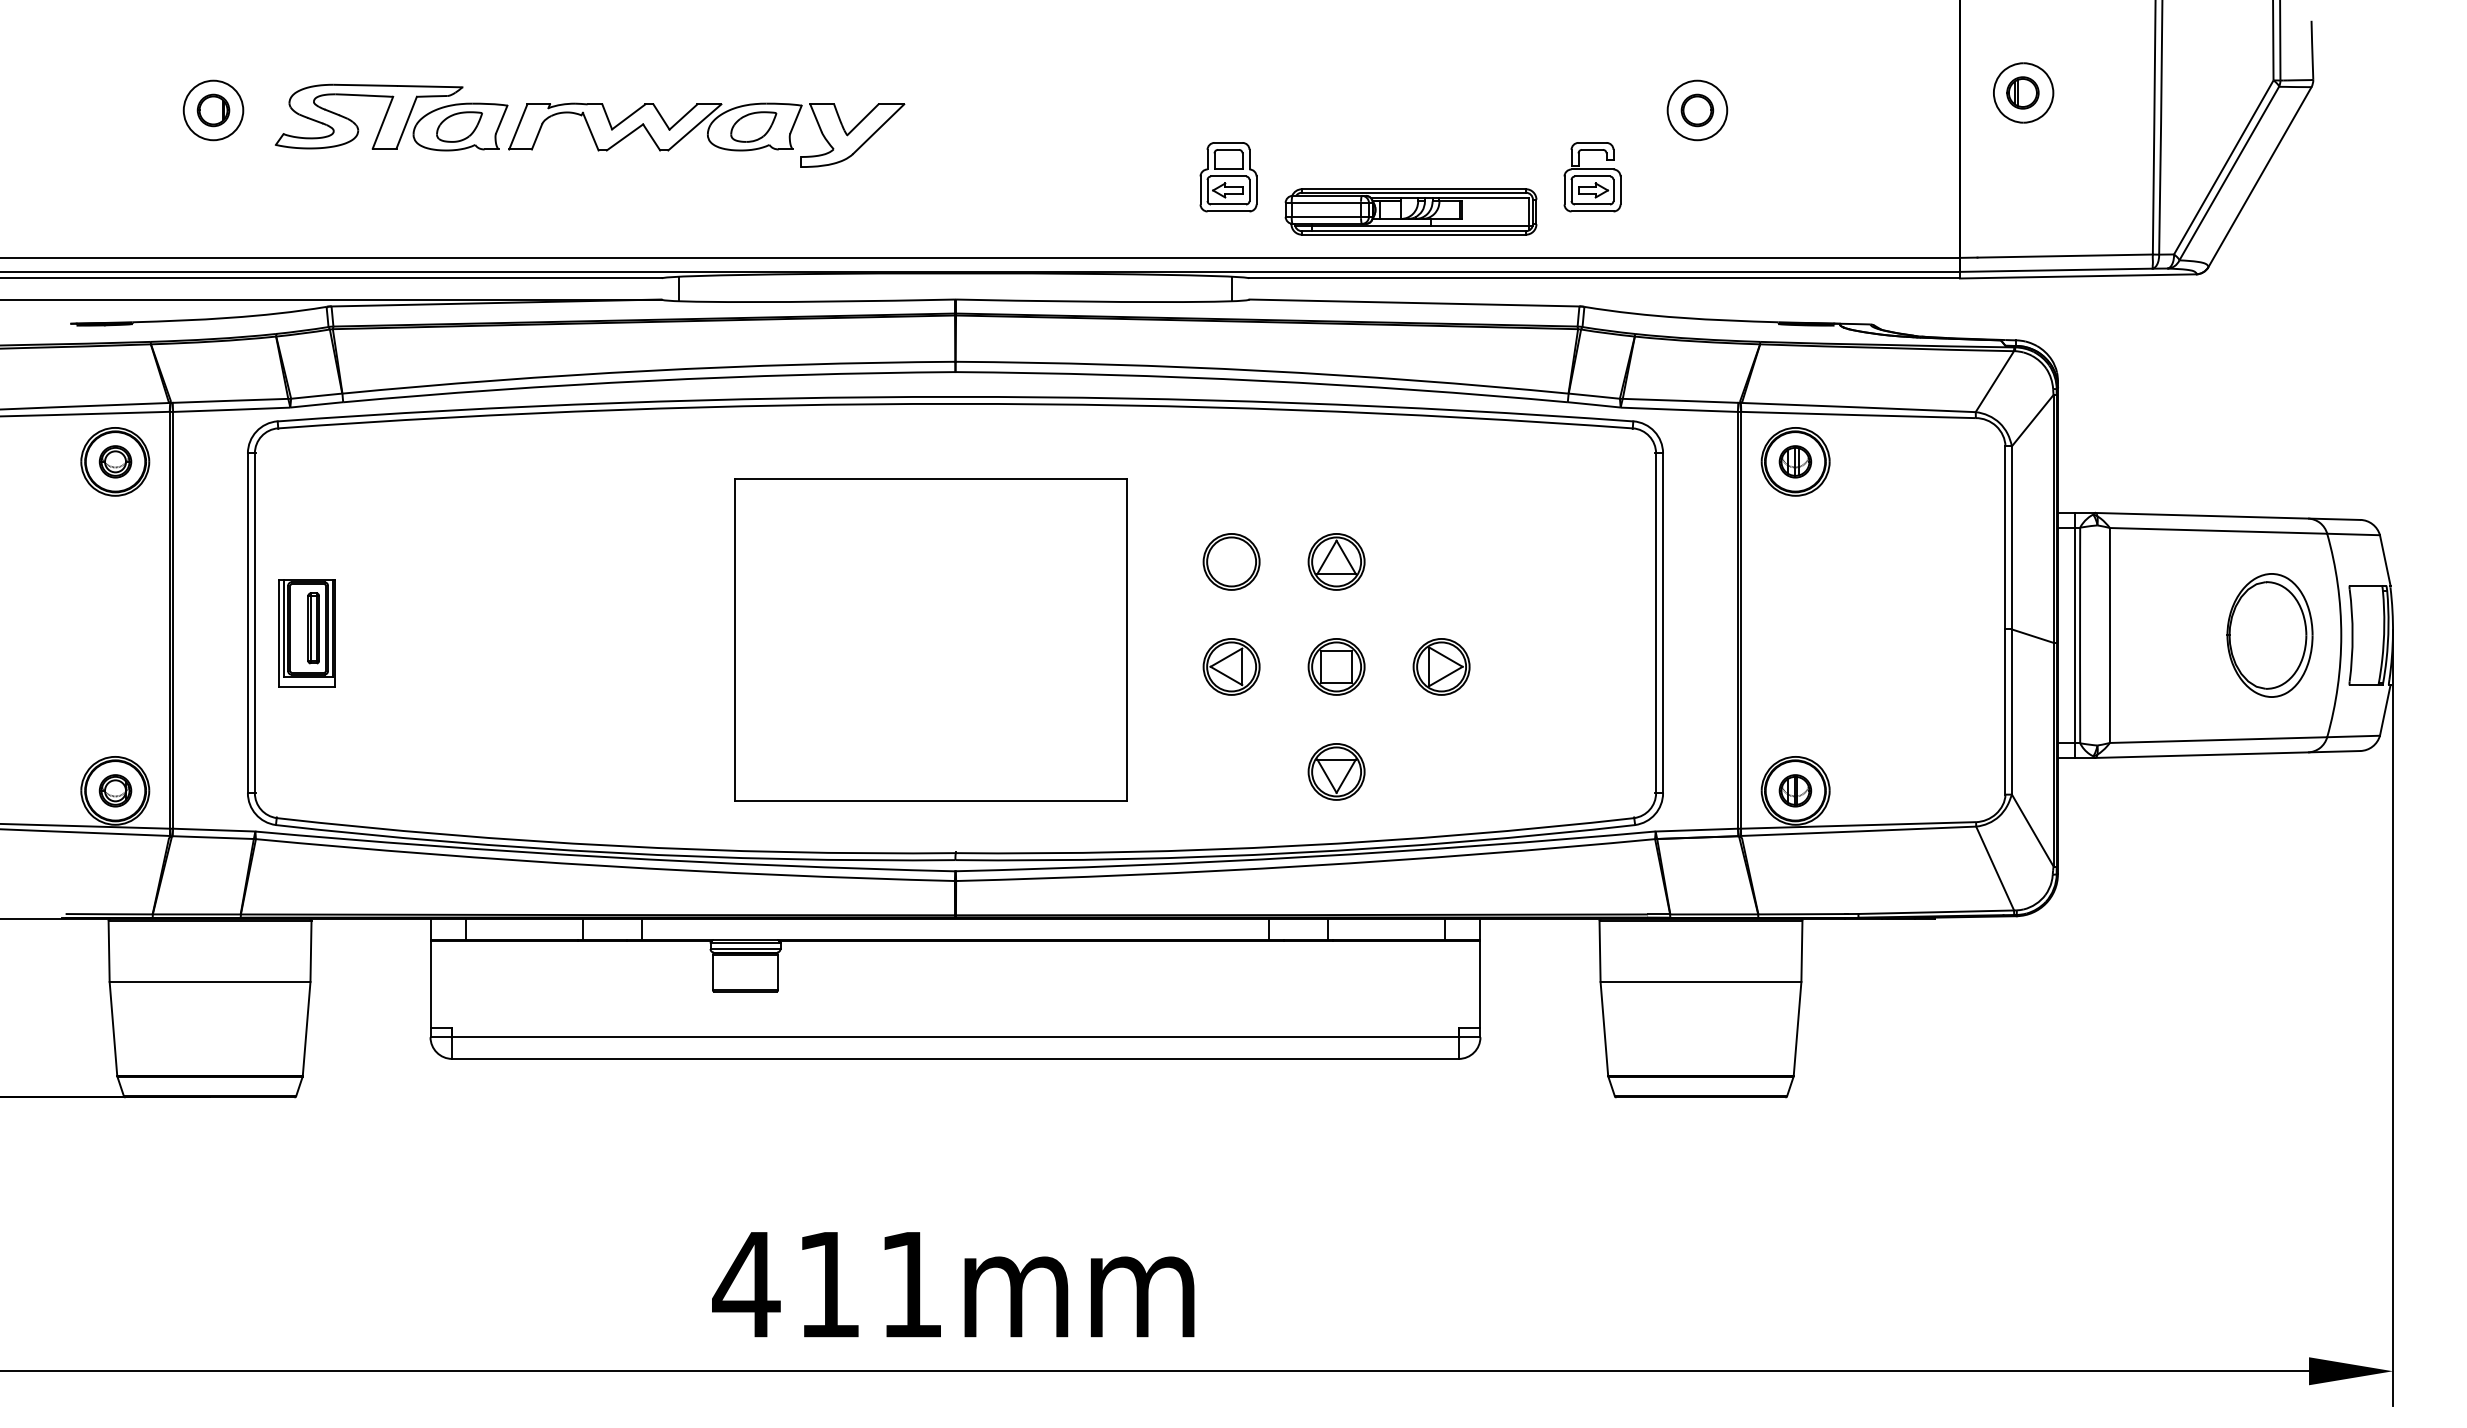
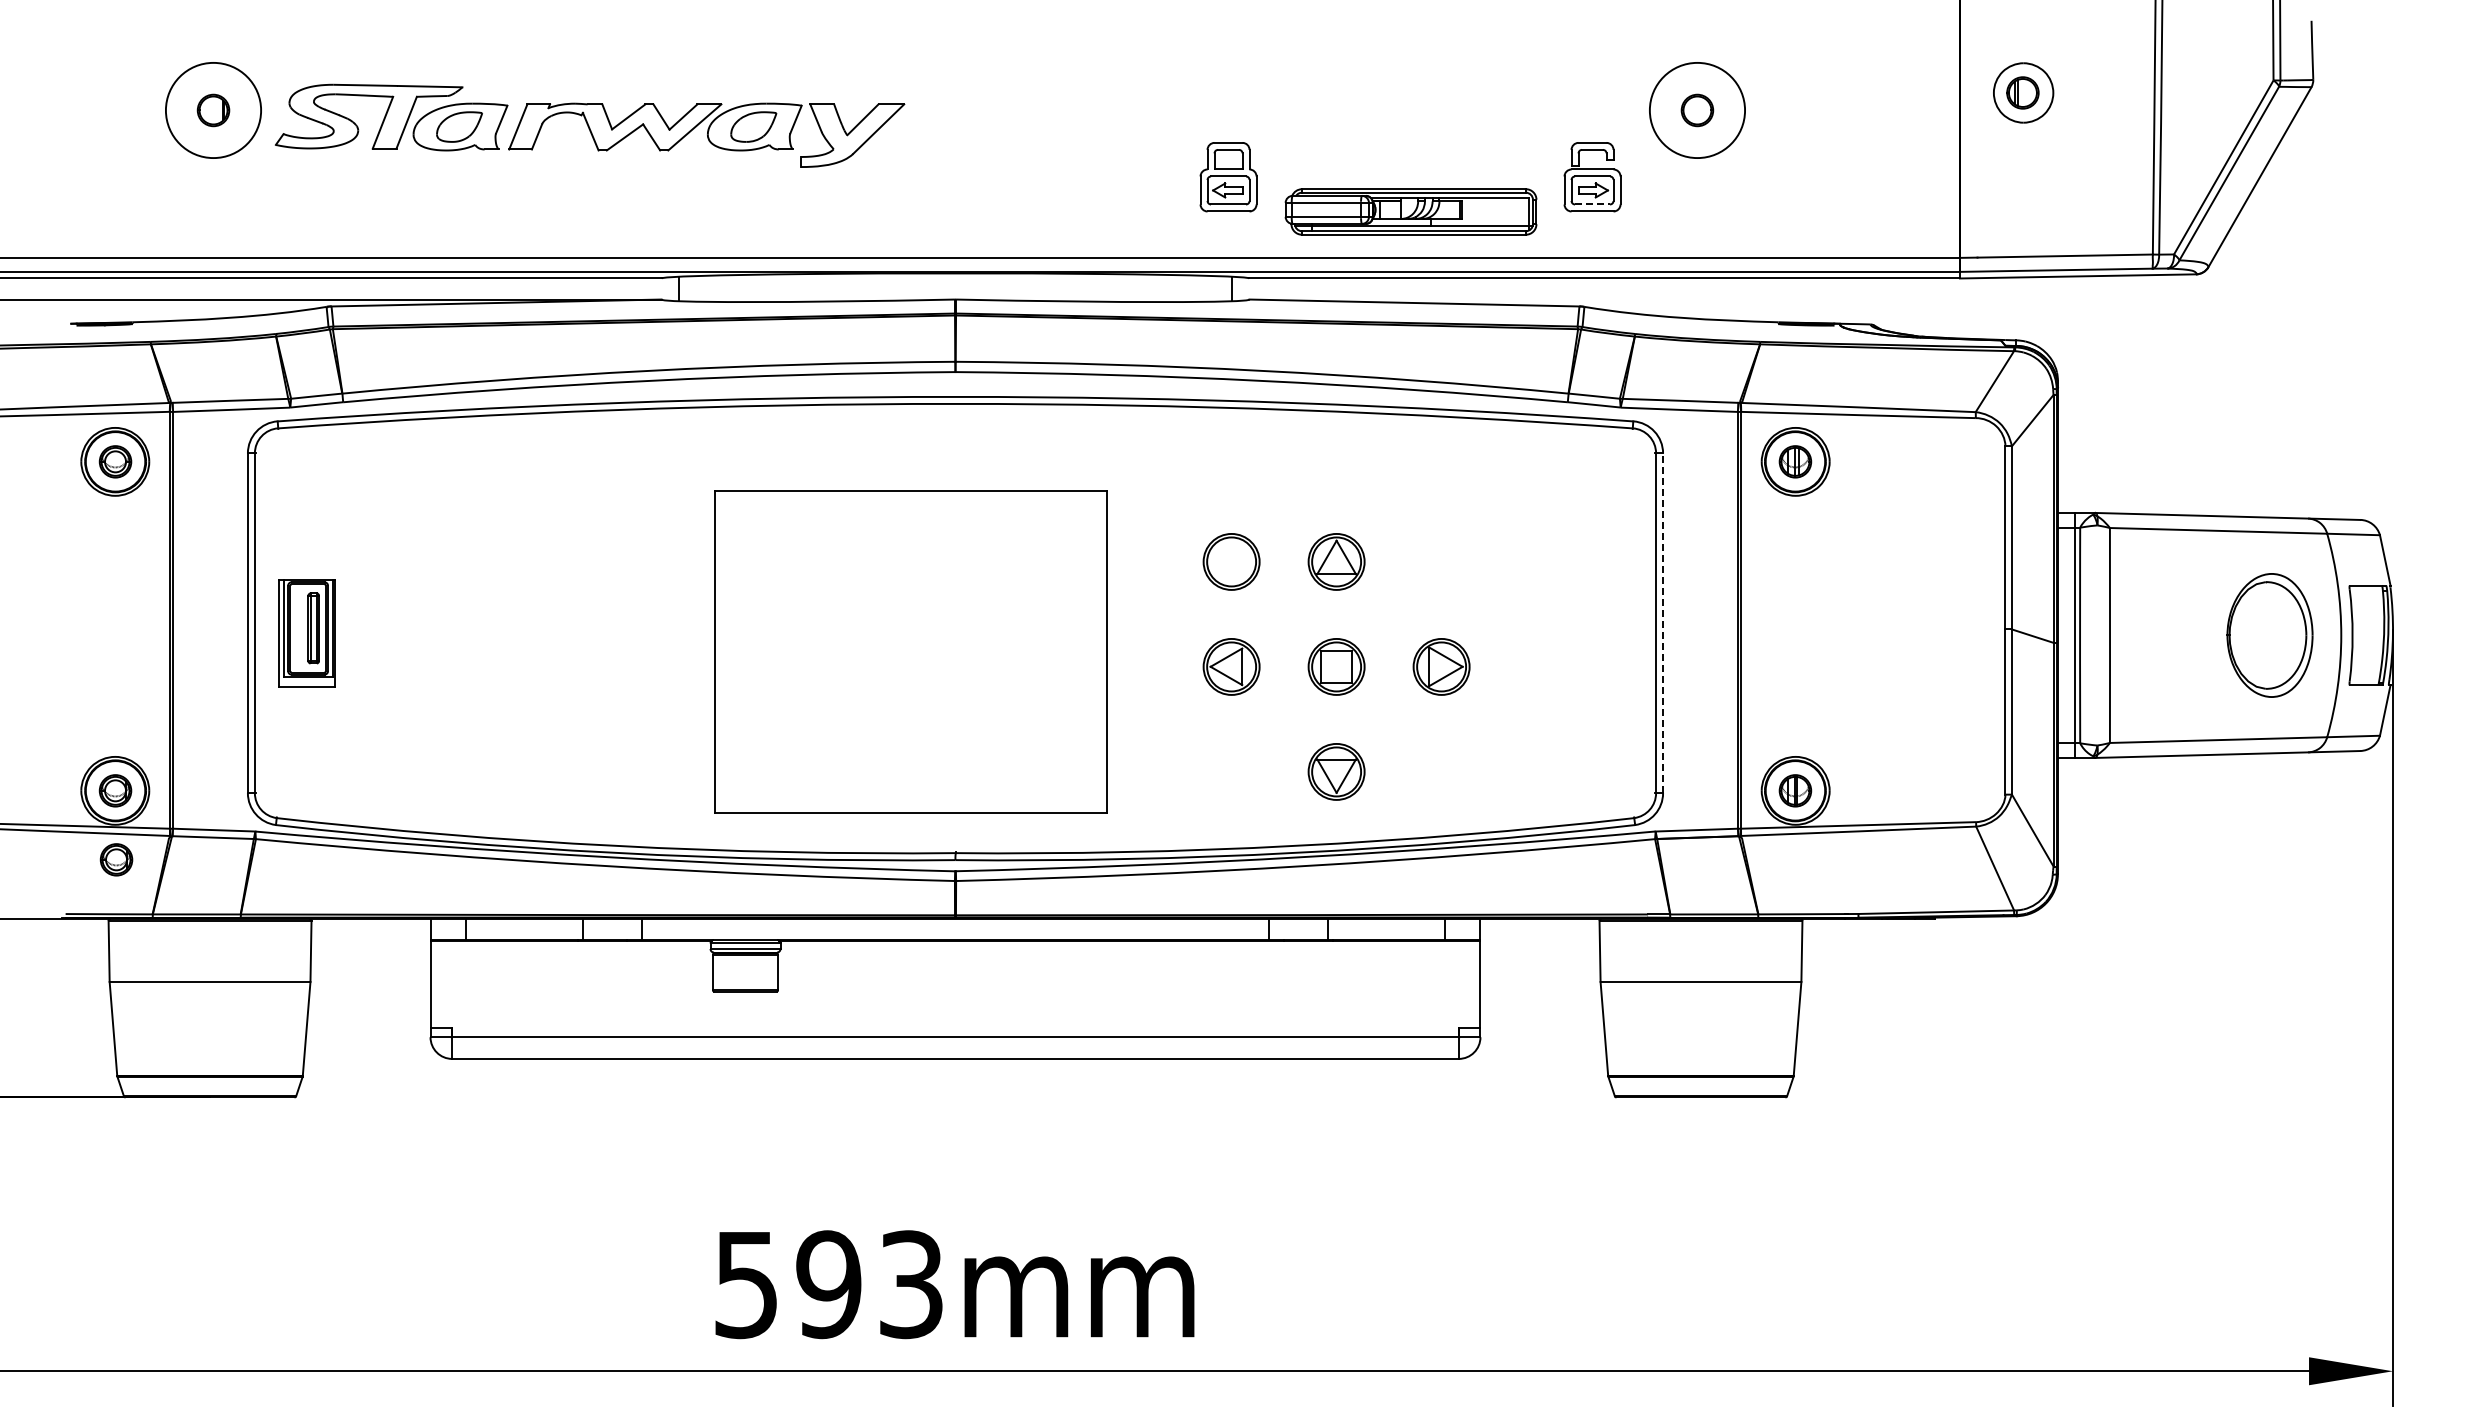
circle diameter: 59 px -> 95 px (213, 110)
circle diameter: 59 px -> 95 px (1697, 110)
line: solid -> dashed (1593, 204)
line: solid -> dashed (1663, 623)
part position: (930, 639) -> (910, 651) (910, 651)
part: none -> present (116, 859)
text: 411mm -> 593mm (827, 1284)
